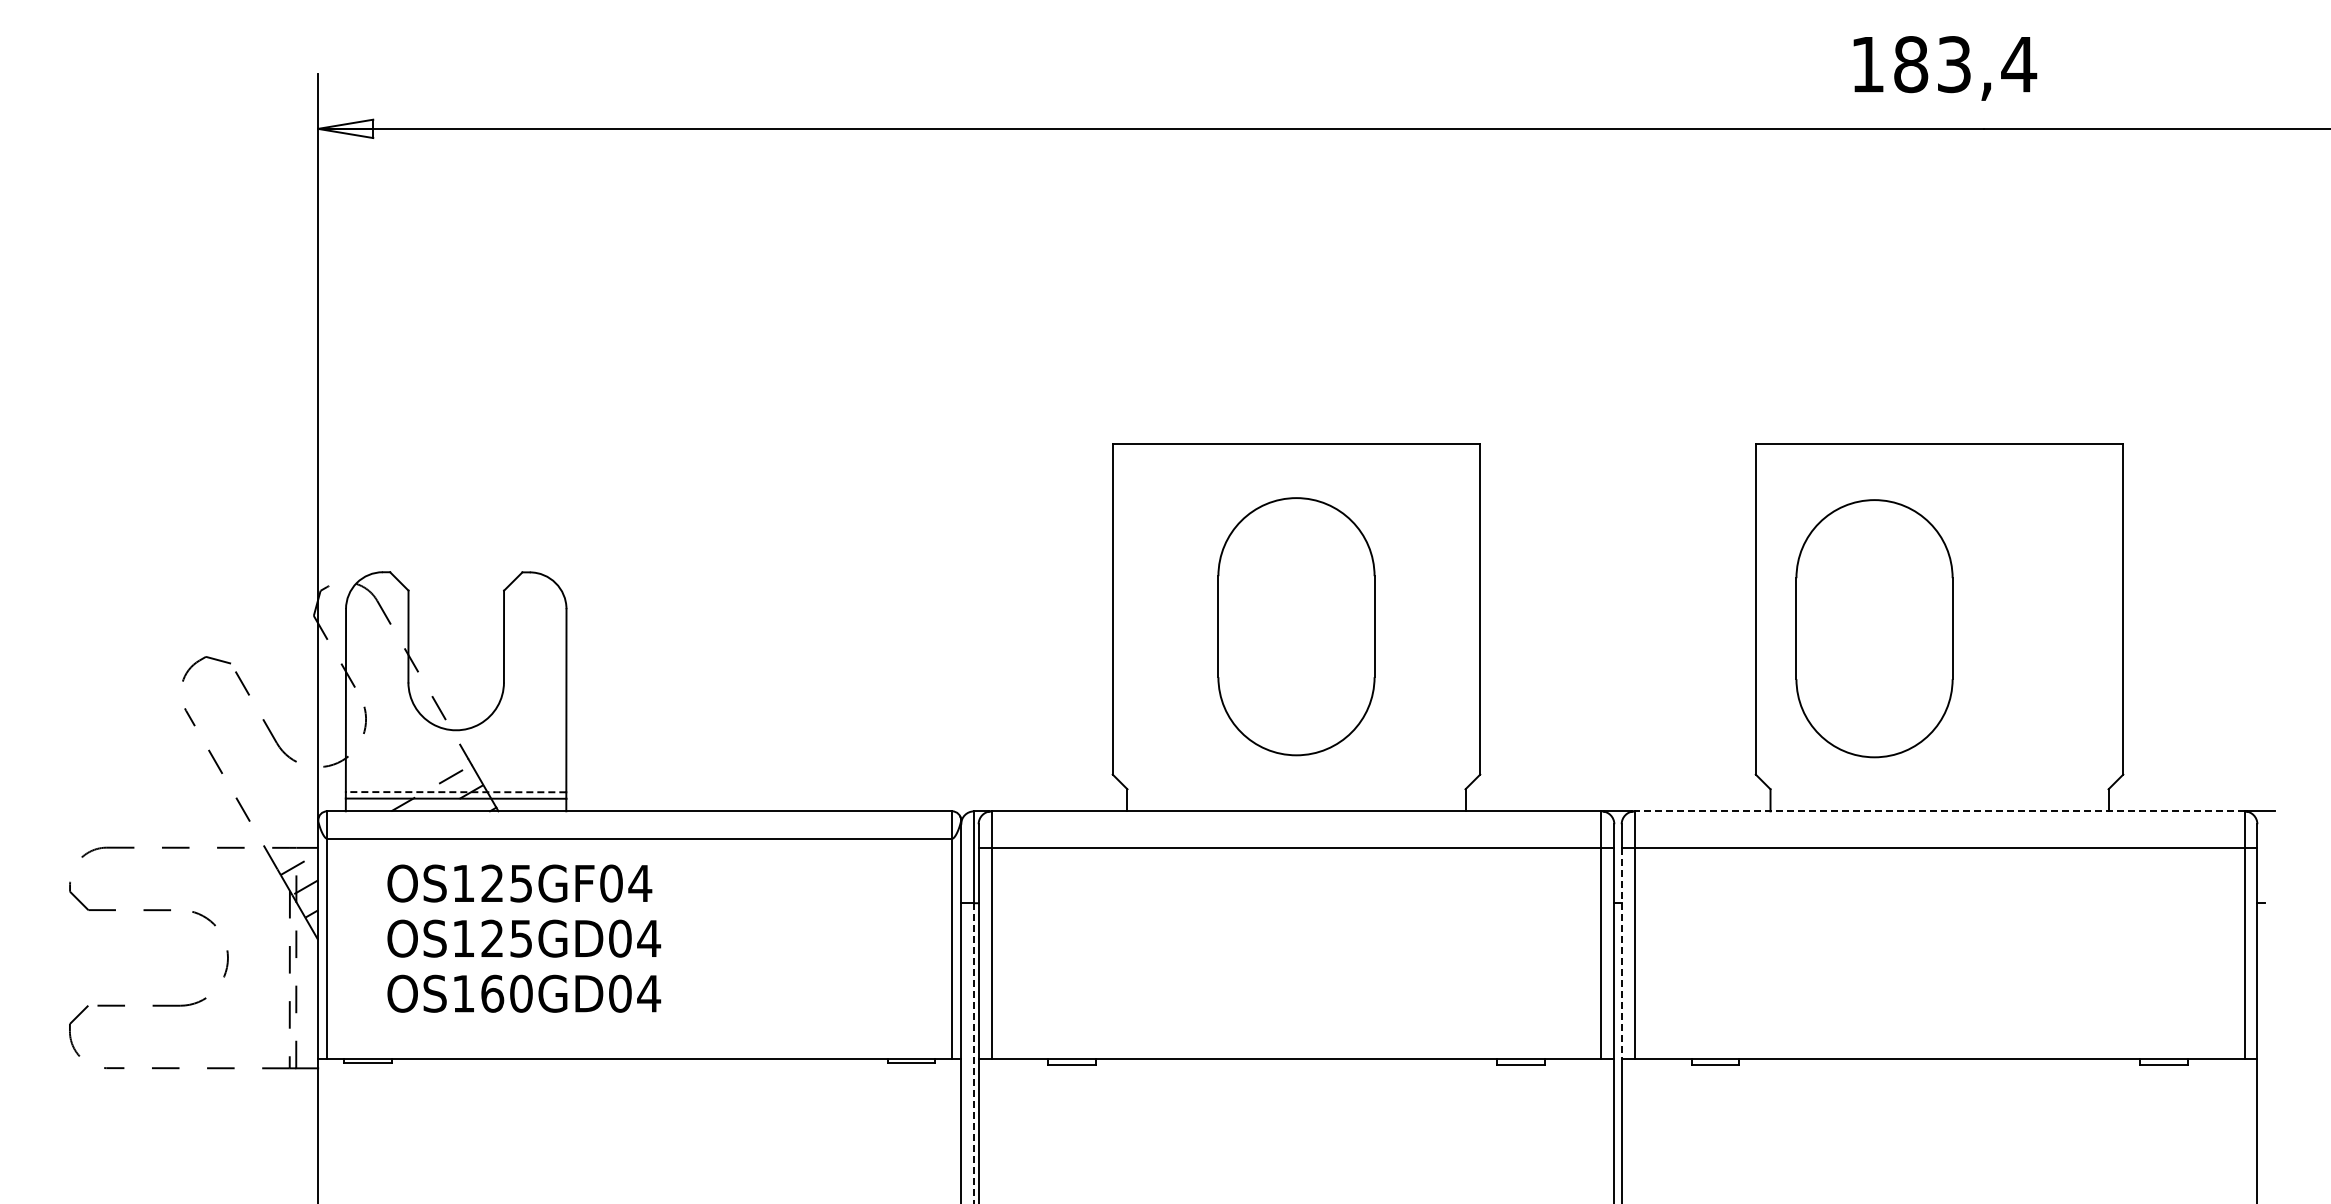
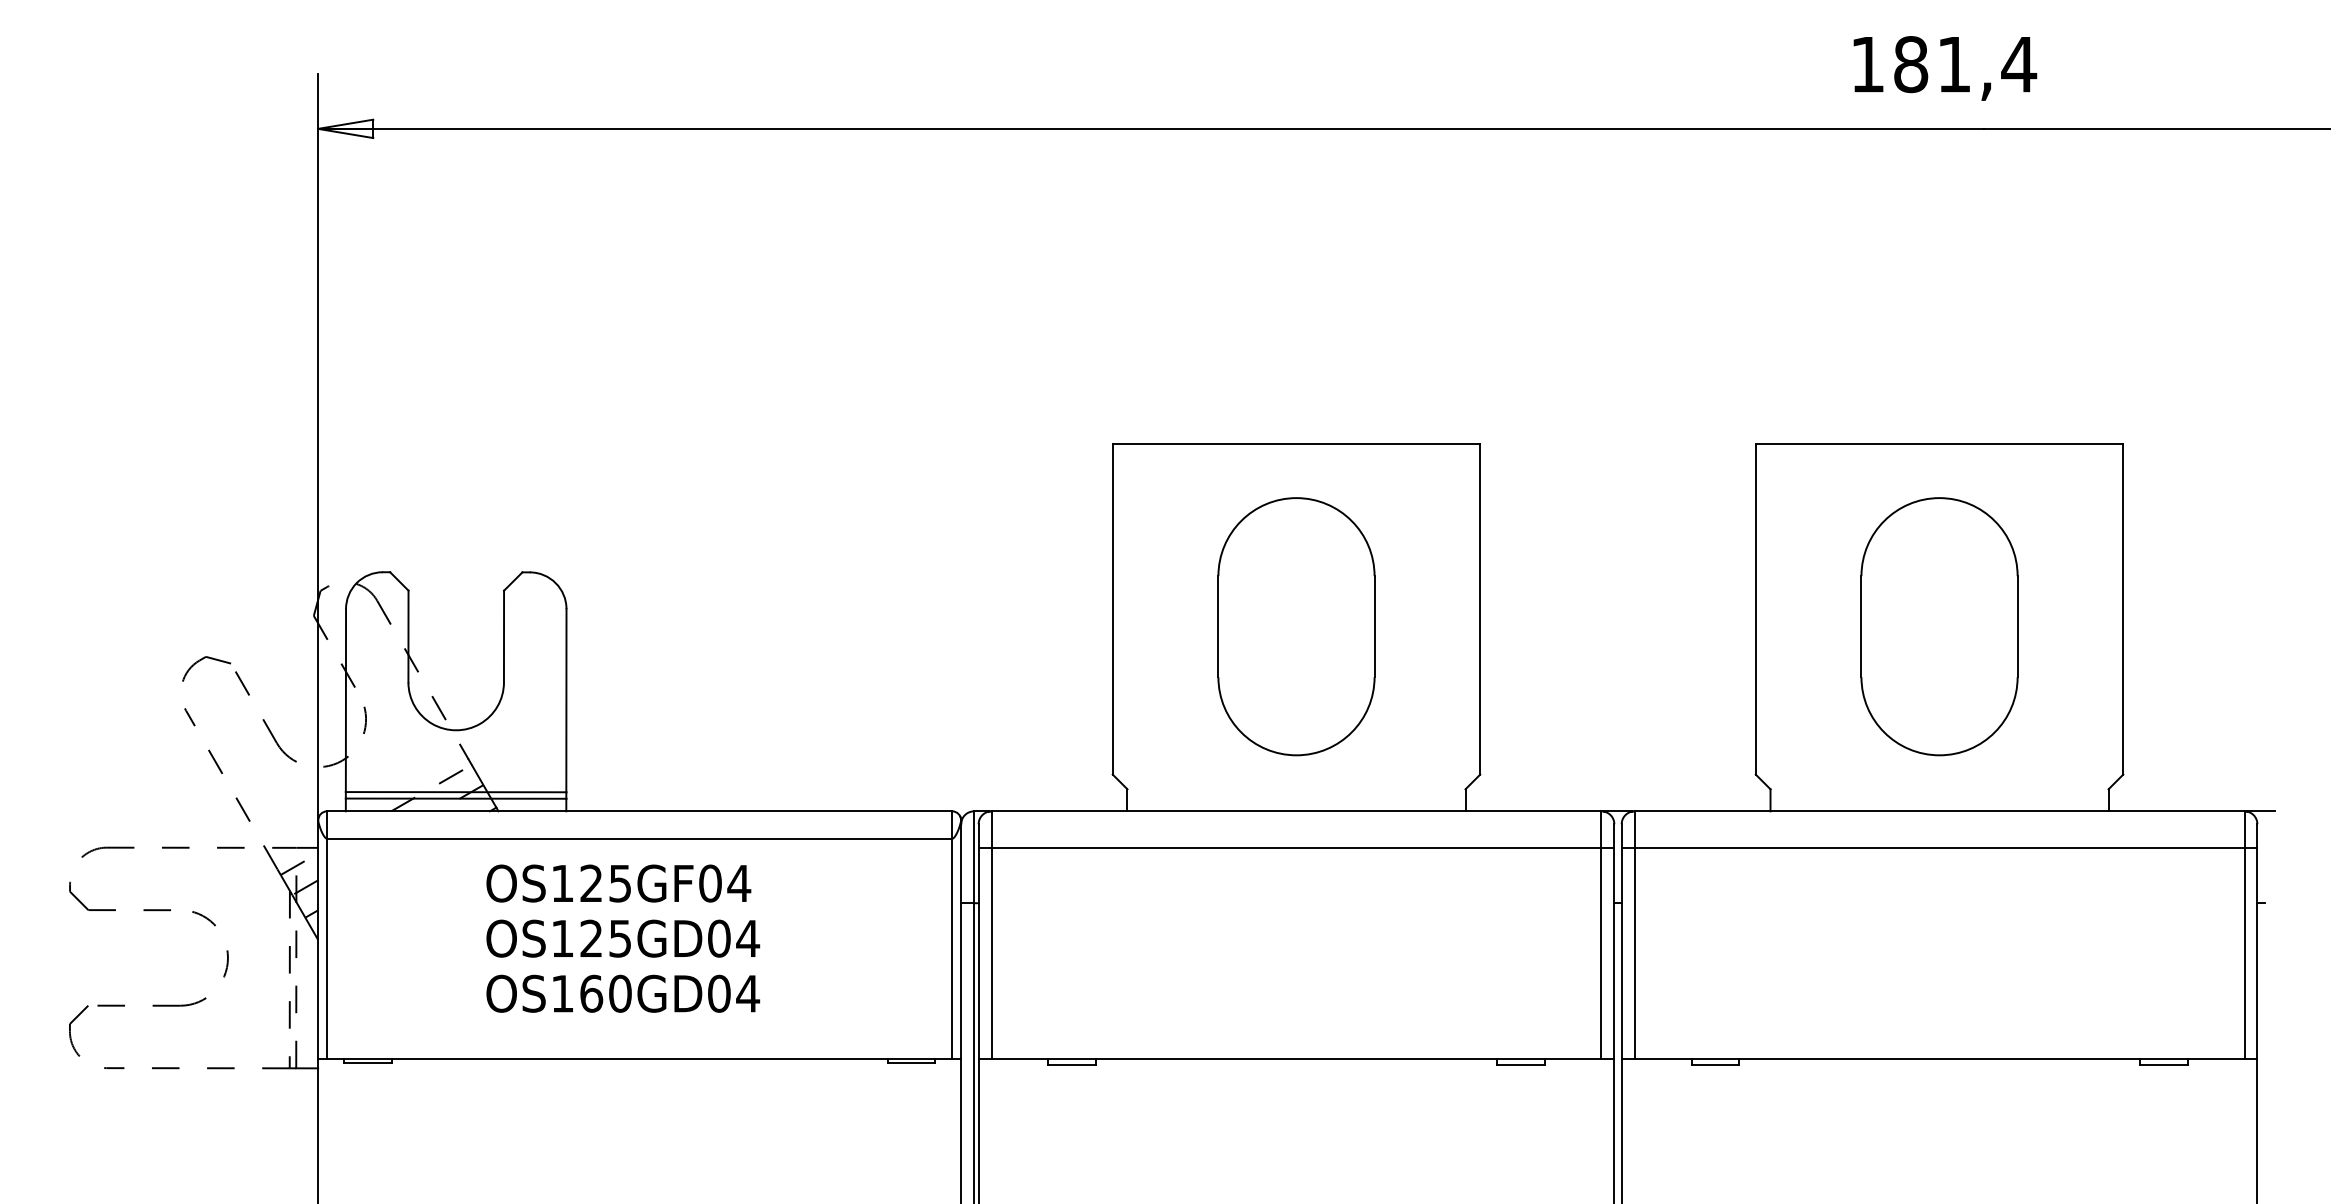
text: 183,4 -> 181,4 (1954, 64)
part position: (1874, 628) -> (1939, 626) (1939, 626)
line: dashed -> solid (455, 792)
line: dashed -> solid (1939, 811)
text position: (524, 938) -> (623, 938) (623, 938)
line: dashed -> solid (1621, 953)
line: dashed -> solid (974, 1053)
